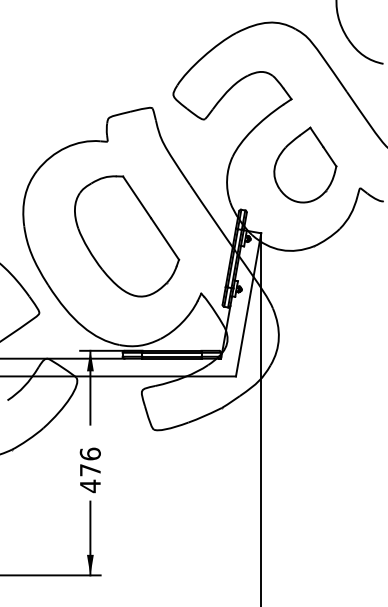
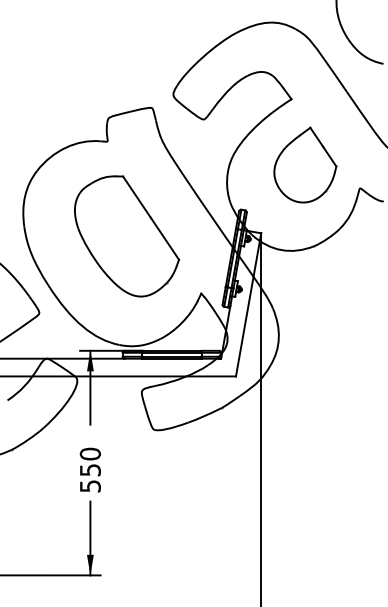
text: 476 -> 550 (89, 470)
